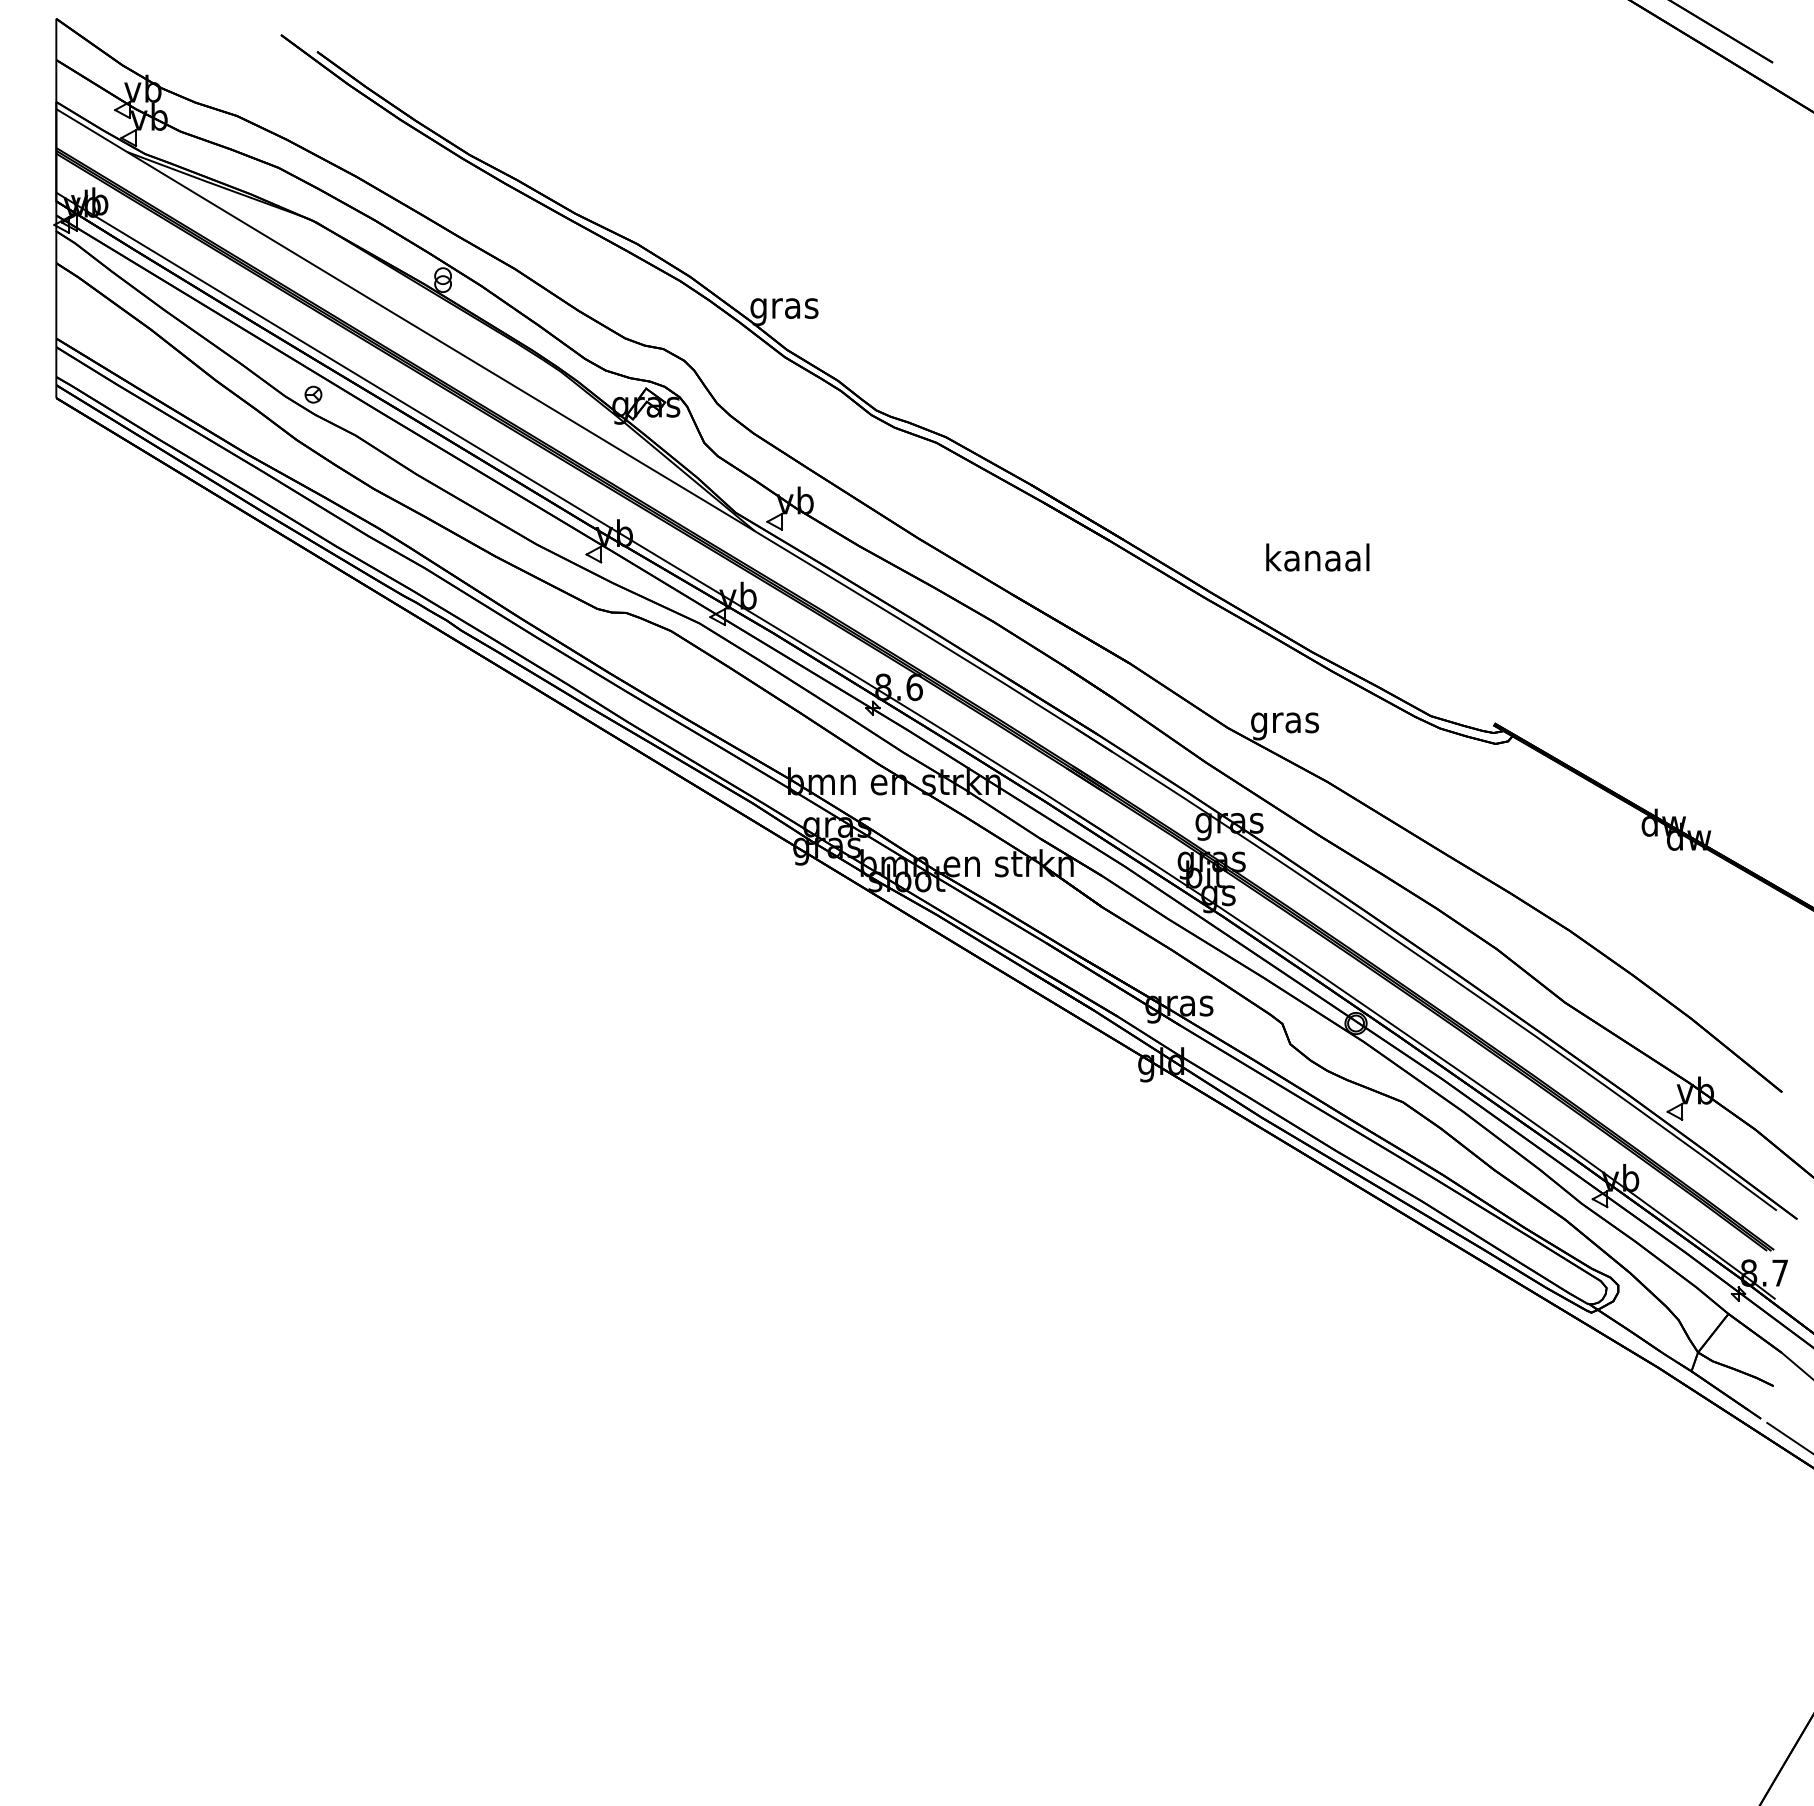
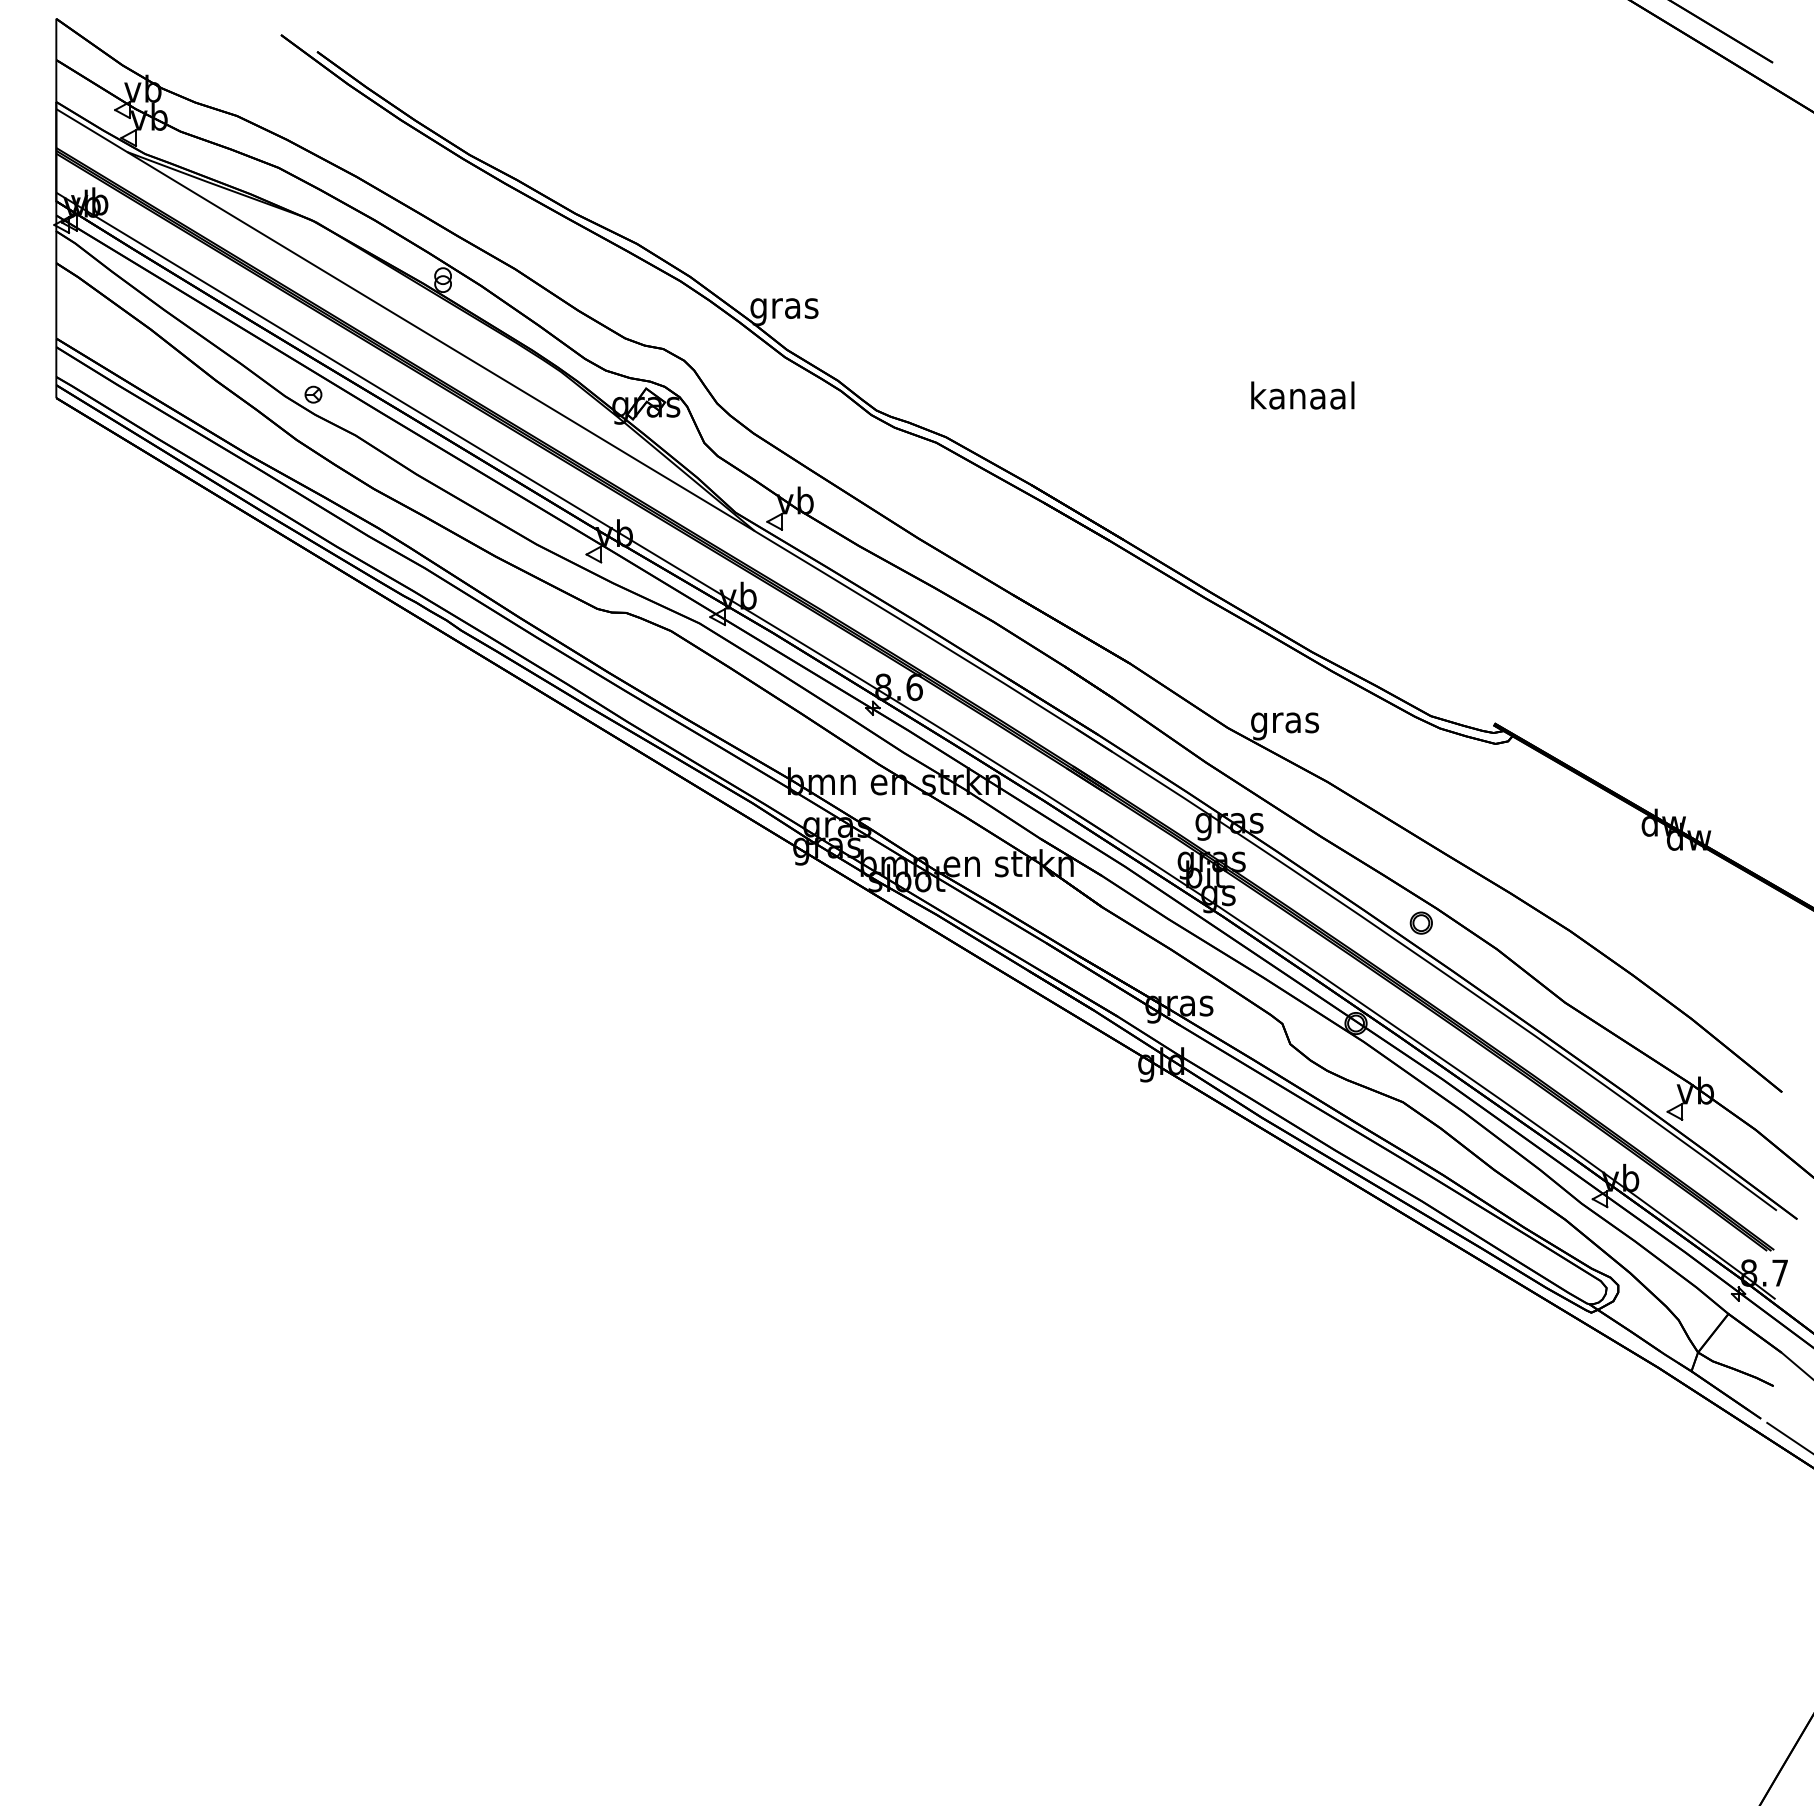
text position: (1317, 557) -> (1302, 395) (1302, 395)
part: none -> present (1420, 922)
